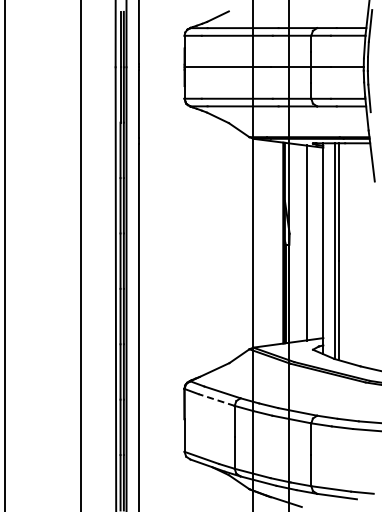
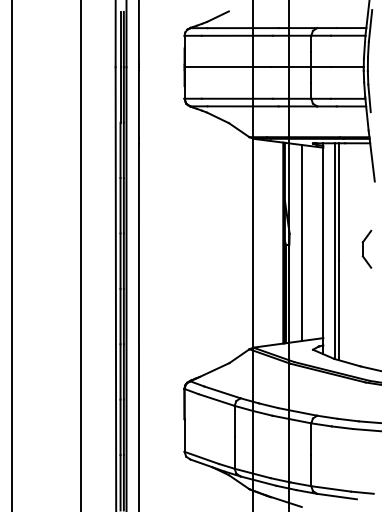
line position: (306, 242) -> (301, 242) (301, 242)
part: none -> present (366, 249)
line position: (4, 255) -> (11, 255) (11, 255)
line: dashed -> solid (216, 400)
